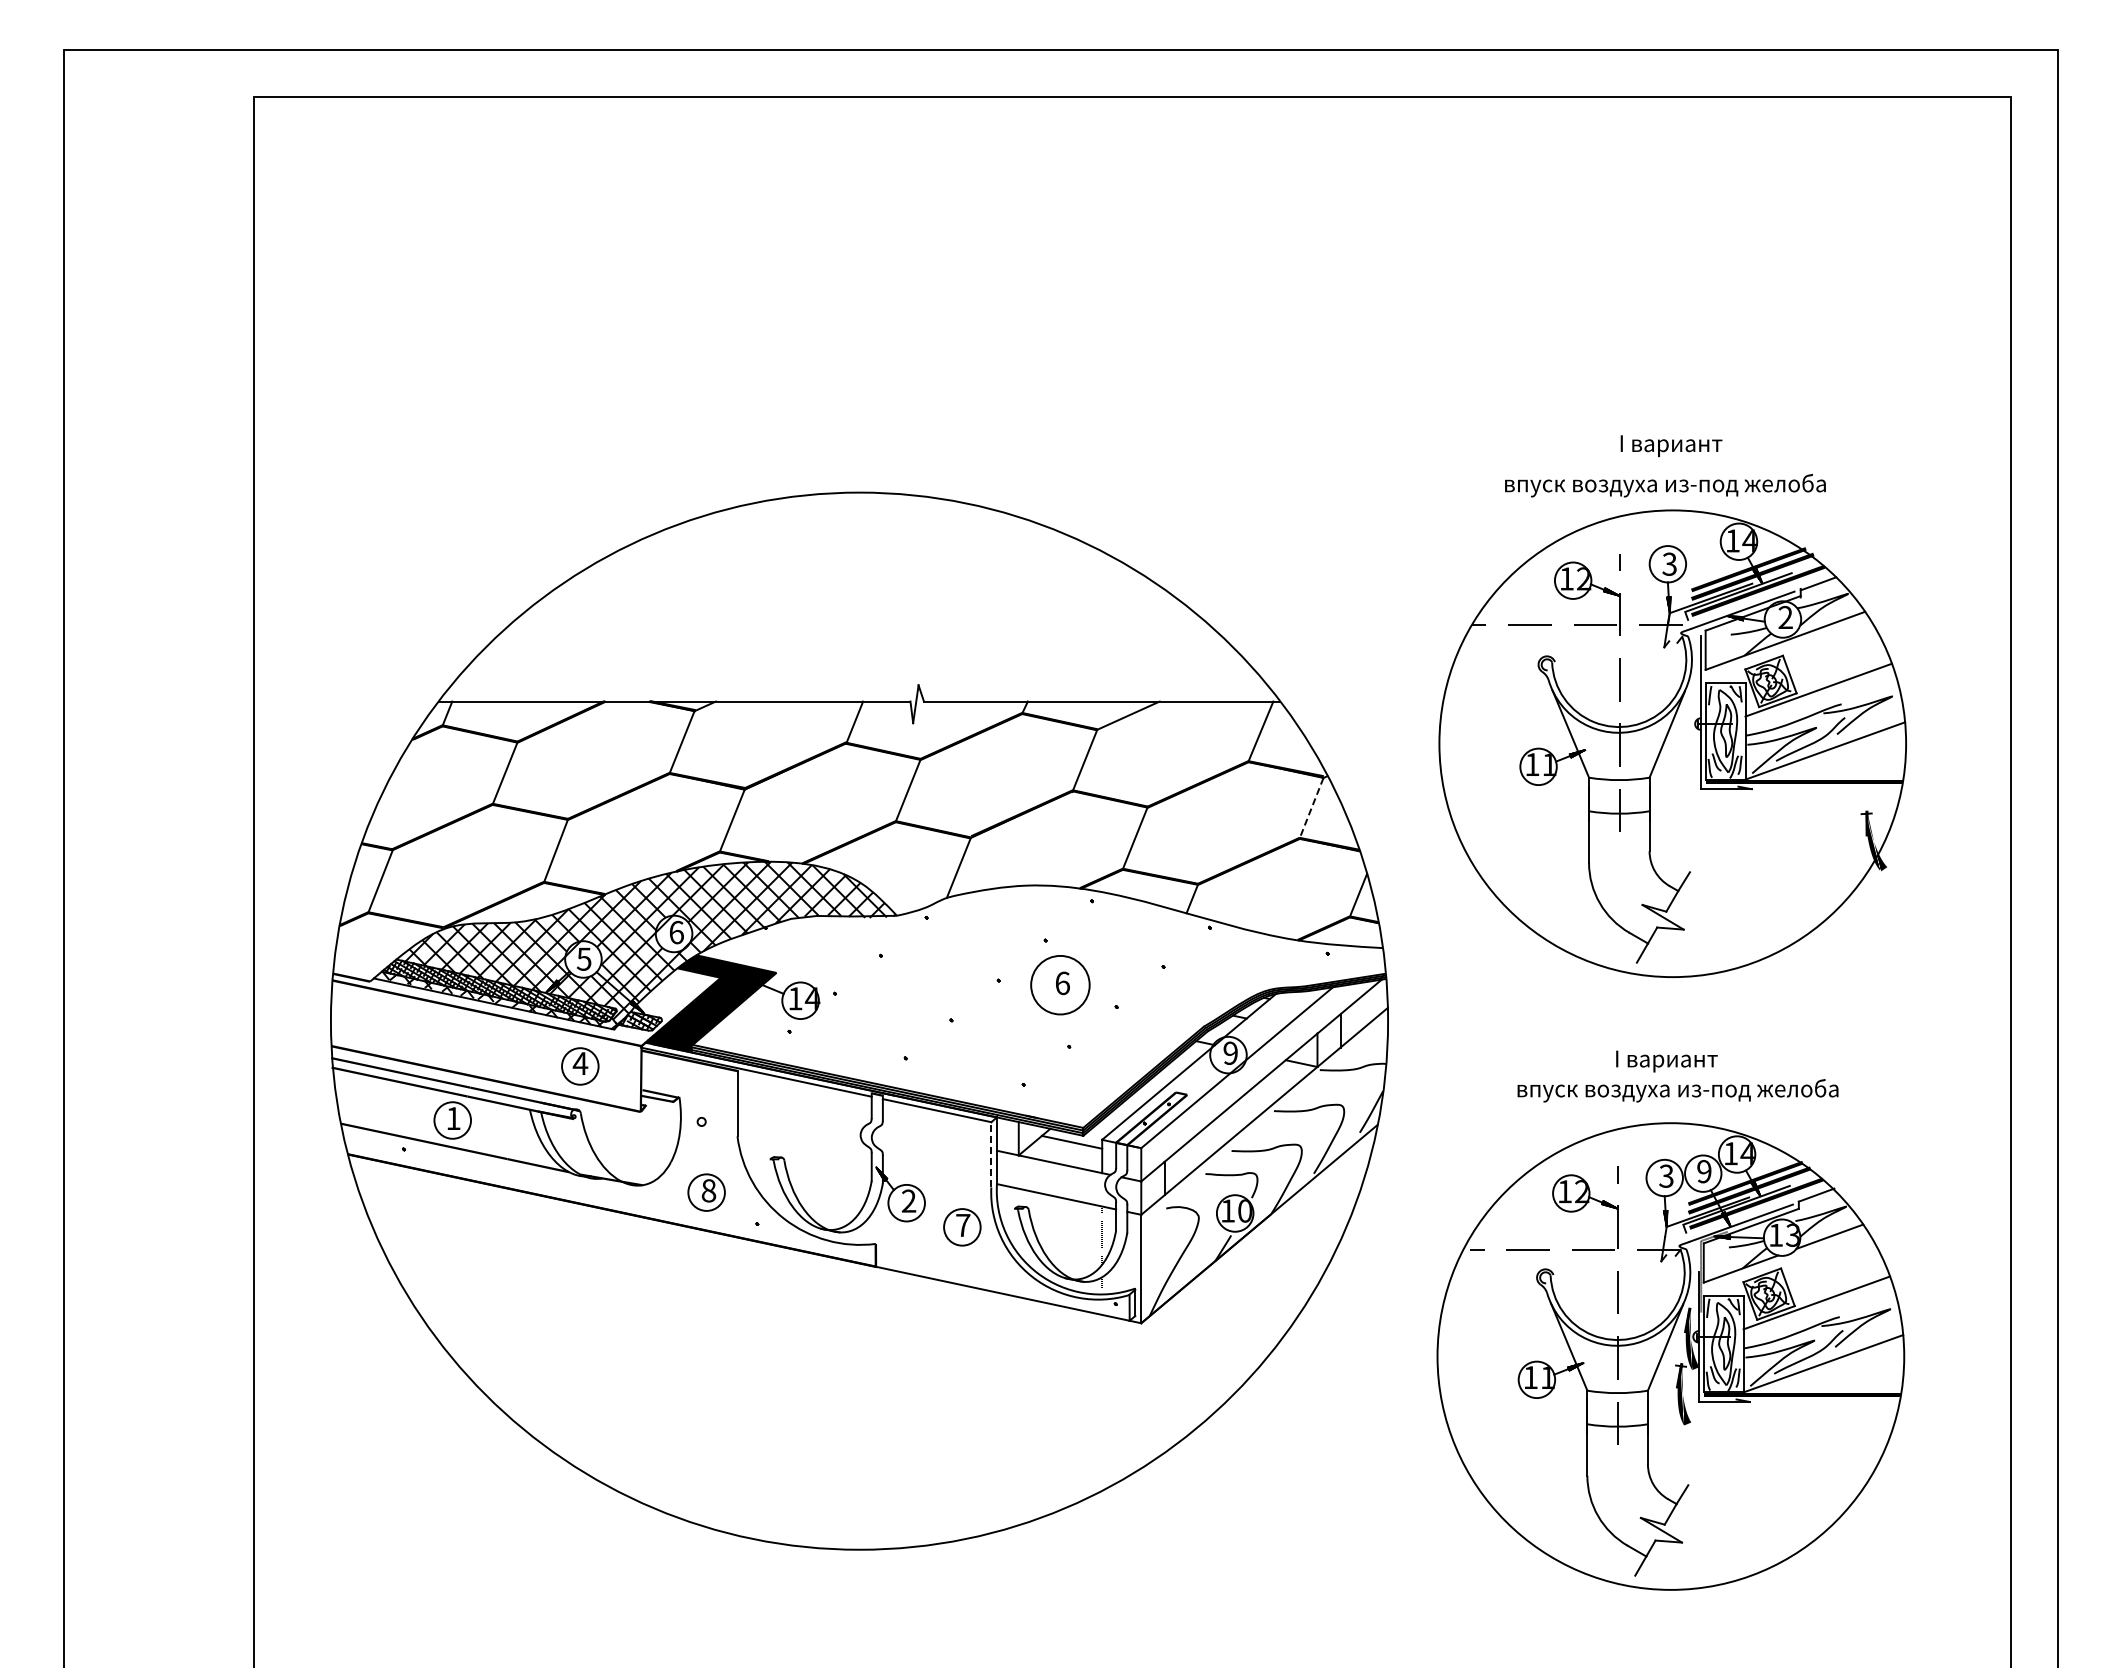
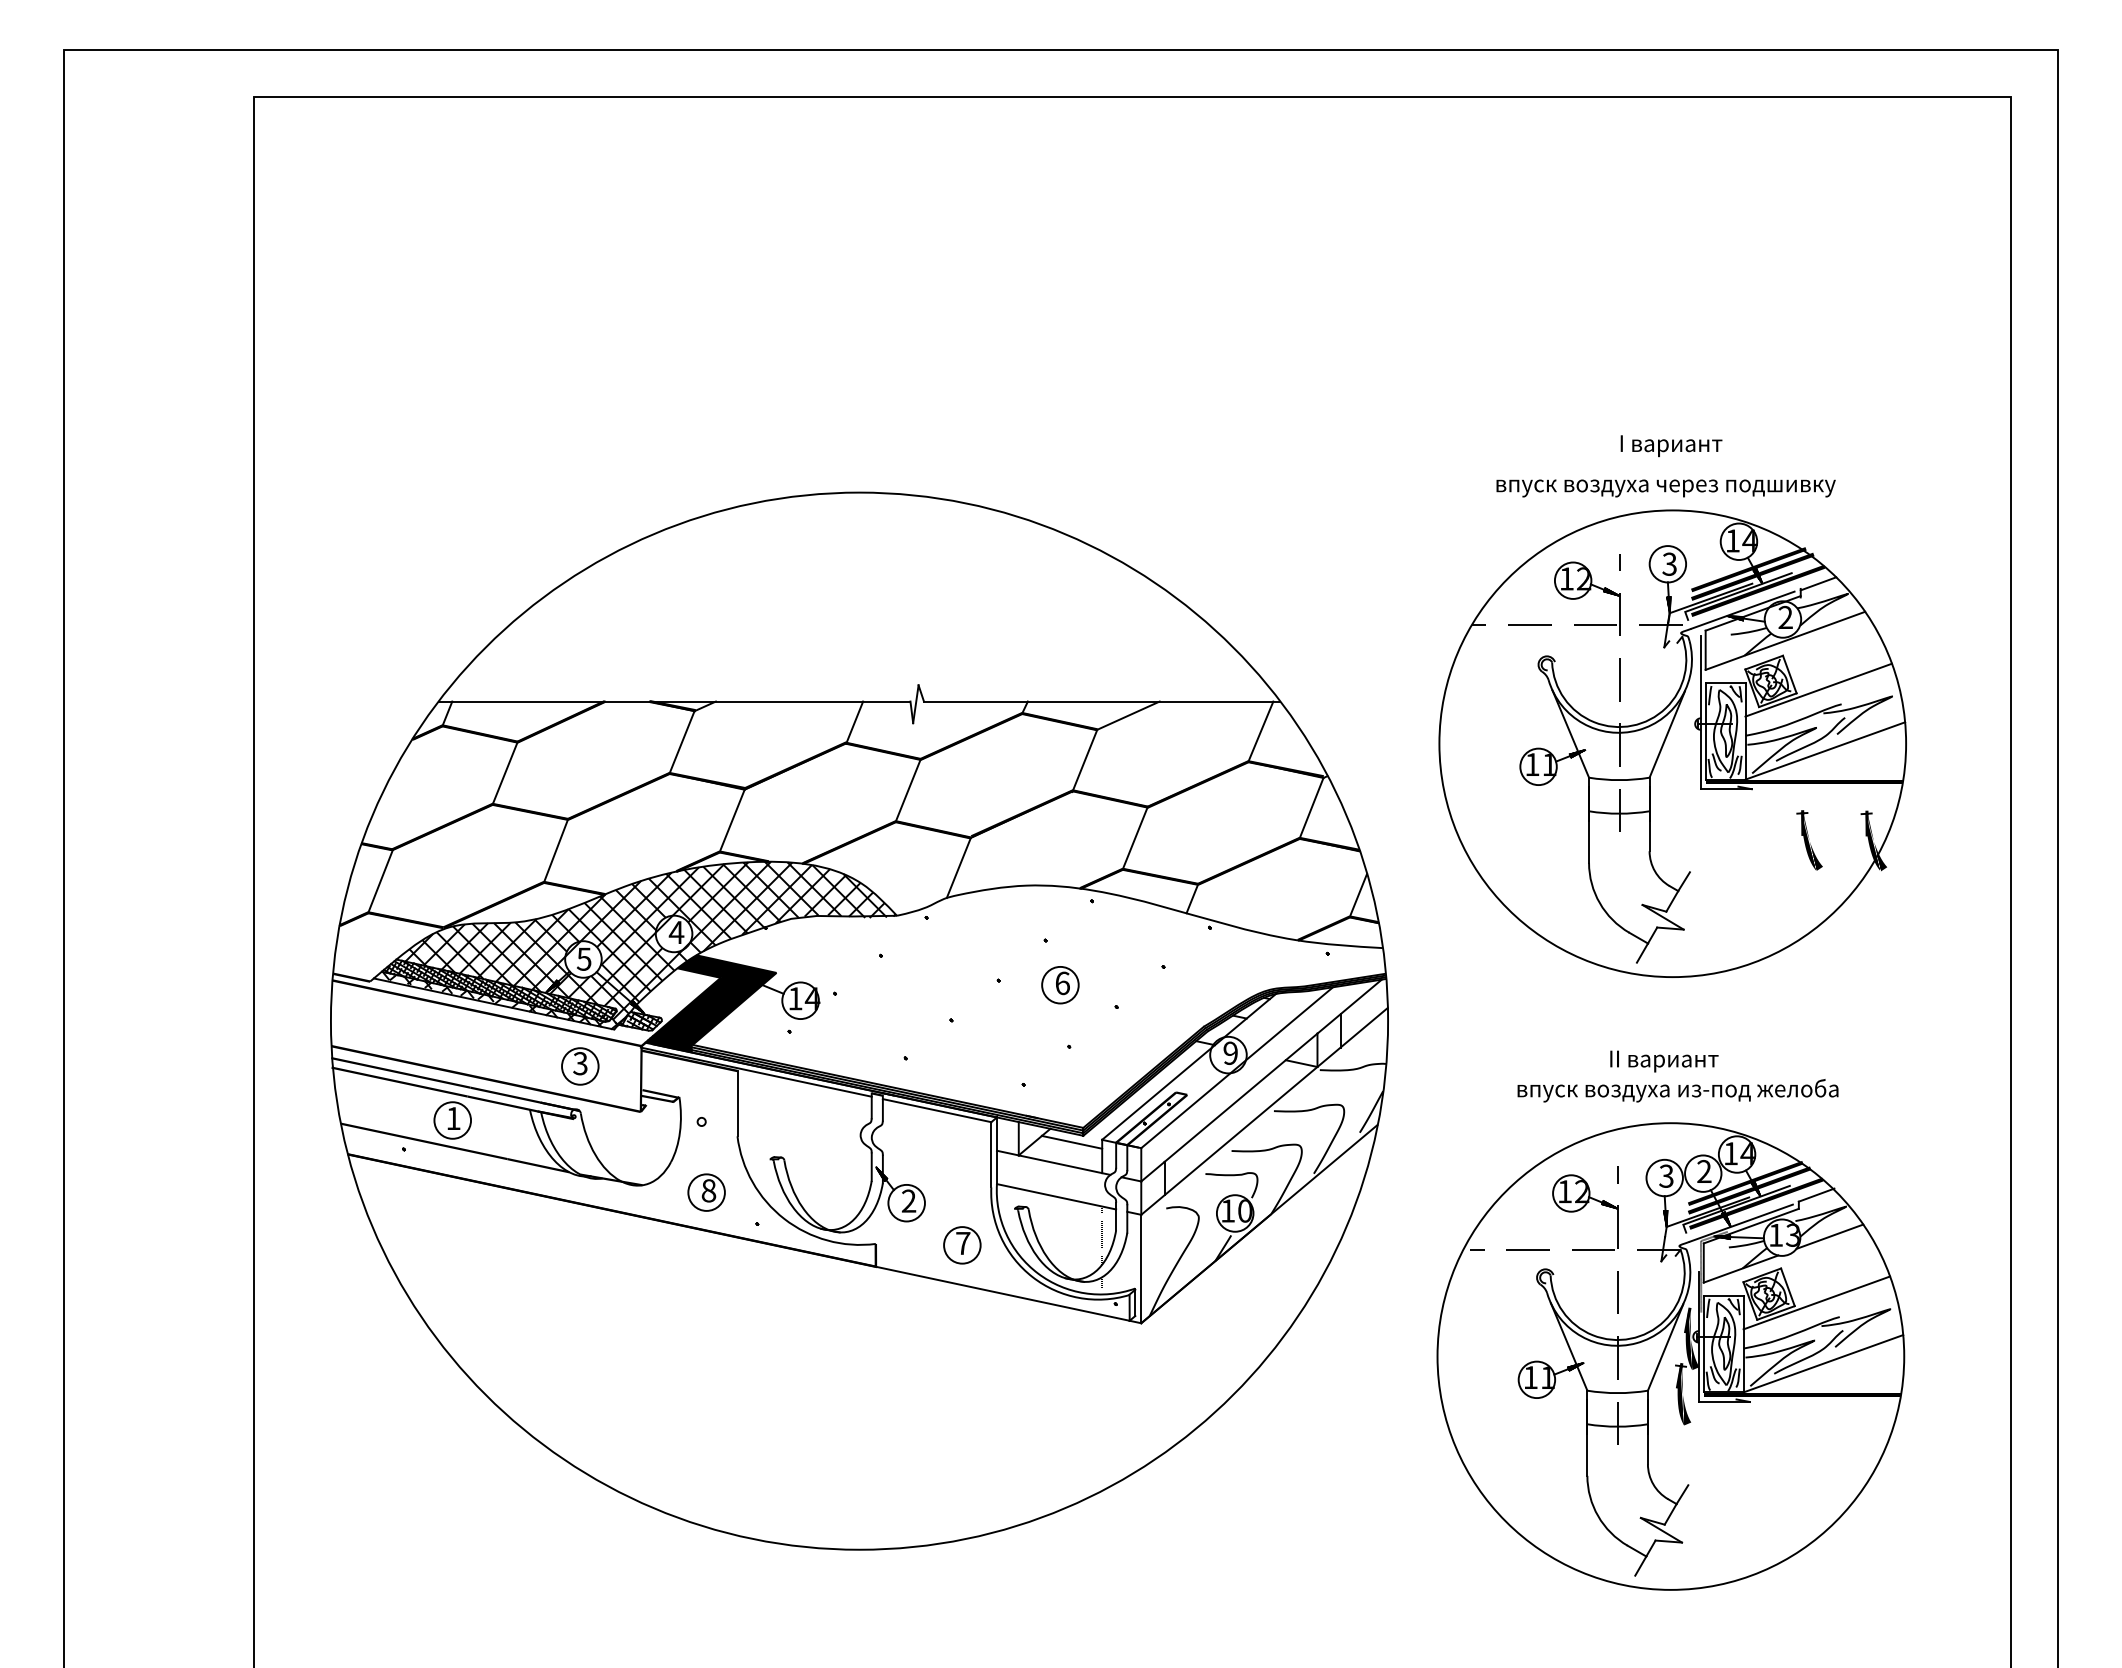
text: впуск воздуха из-под желоба -> впуск воздуха через подшивку (1665, 485)
line: dashed -> solid (1311, 808)
part: none -> present (1809, 840)
text: 6 -> 4 (676, 932)
circle diameter: 59 px -> 37 px (1060, 984)
text: I вариант -> II вариант (1664, 1061)
text: 4 -> 3 (580, 1063)
line: dashed -> solid (991, 1154)
text: 9 -> 2 (1704, 1171)
part position: (962, 1227) -> (962, 1245) (962, 1245)
